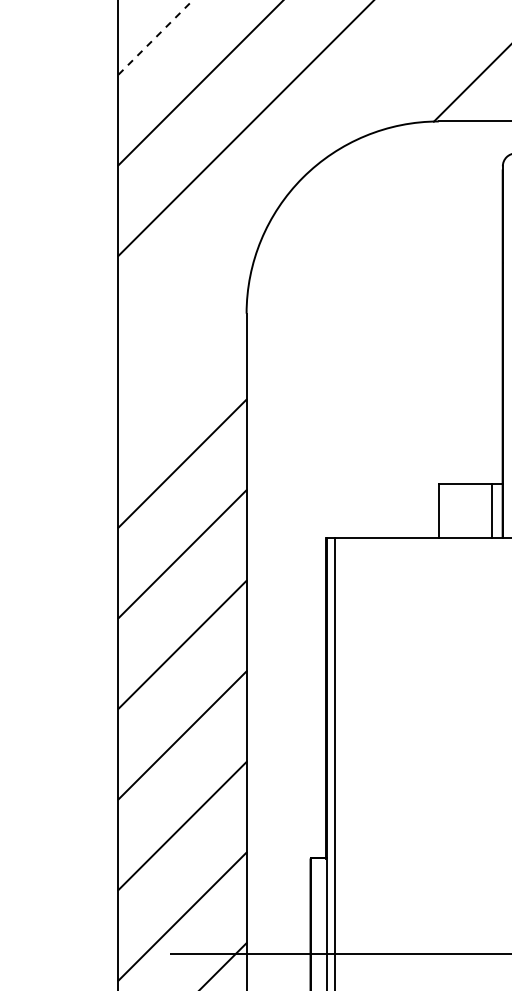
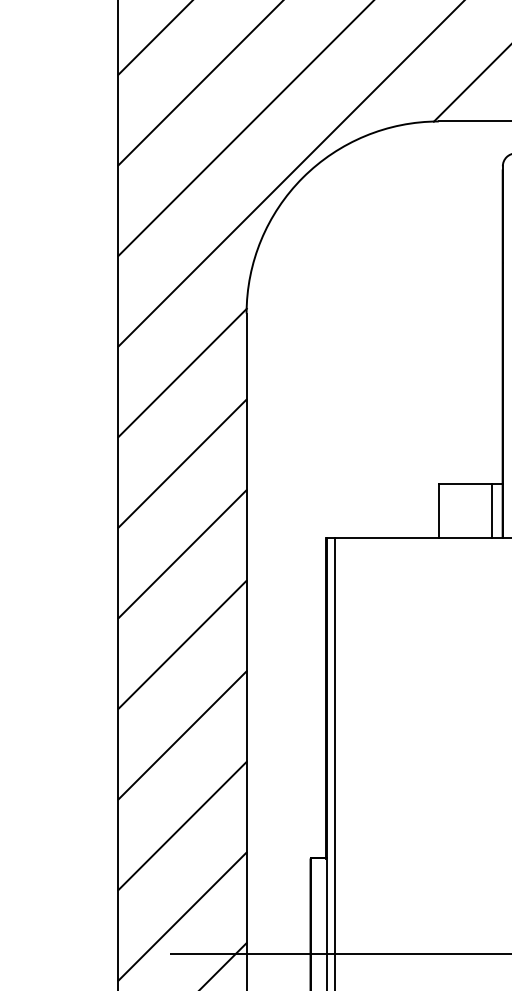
line: dashed -> solid (155, 37)
line: none -> present (290, 174)
line: none -> present (182, 372)
